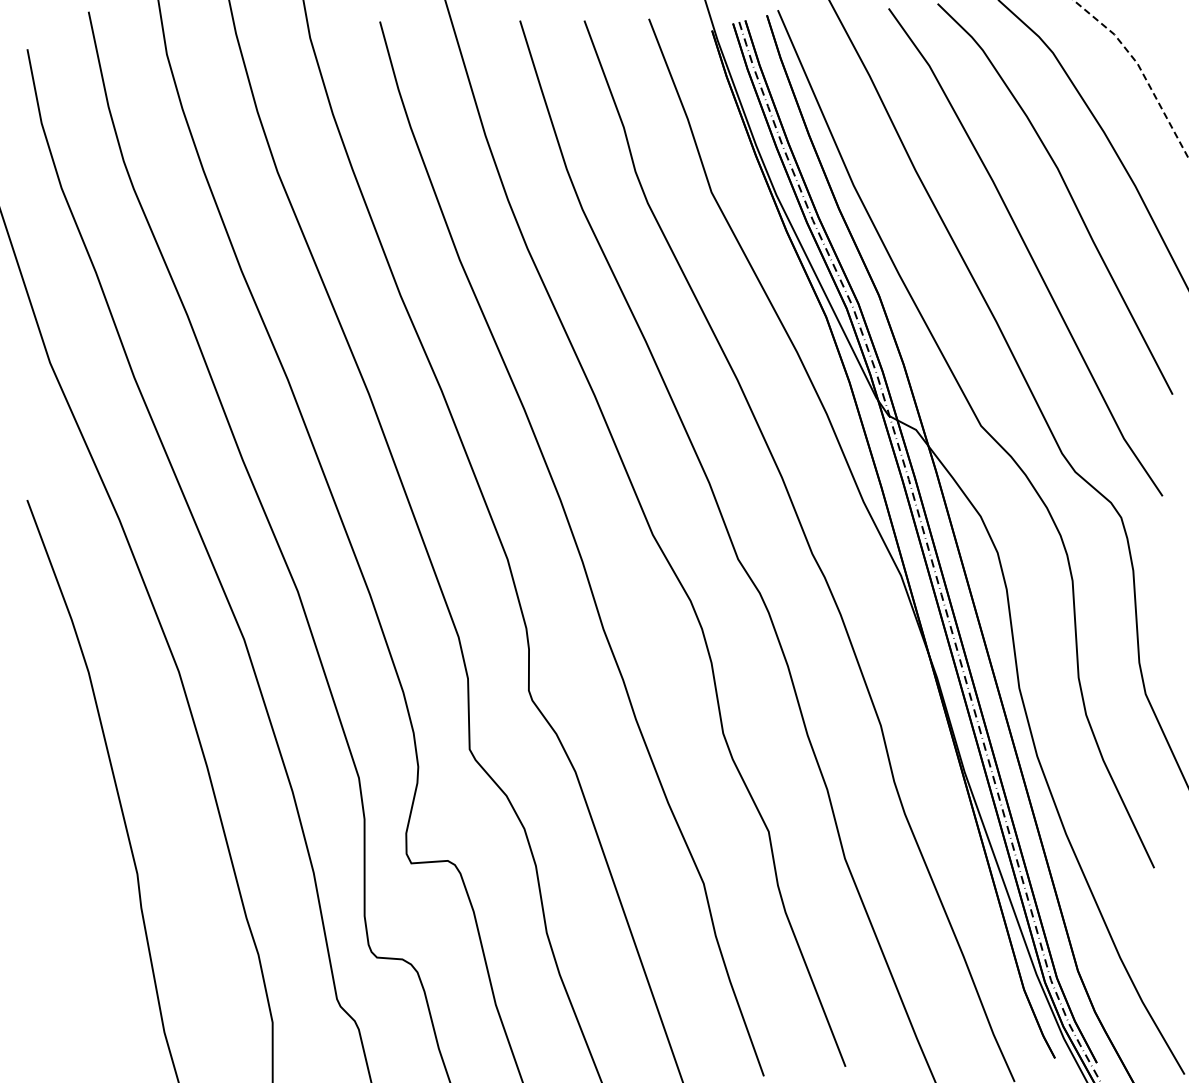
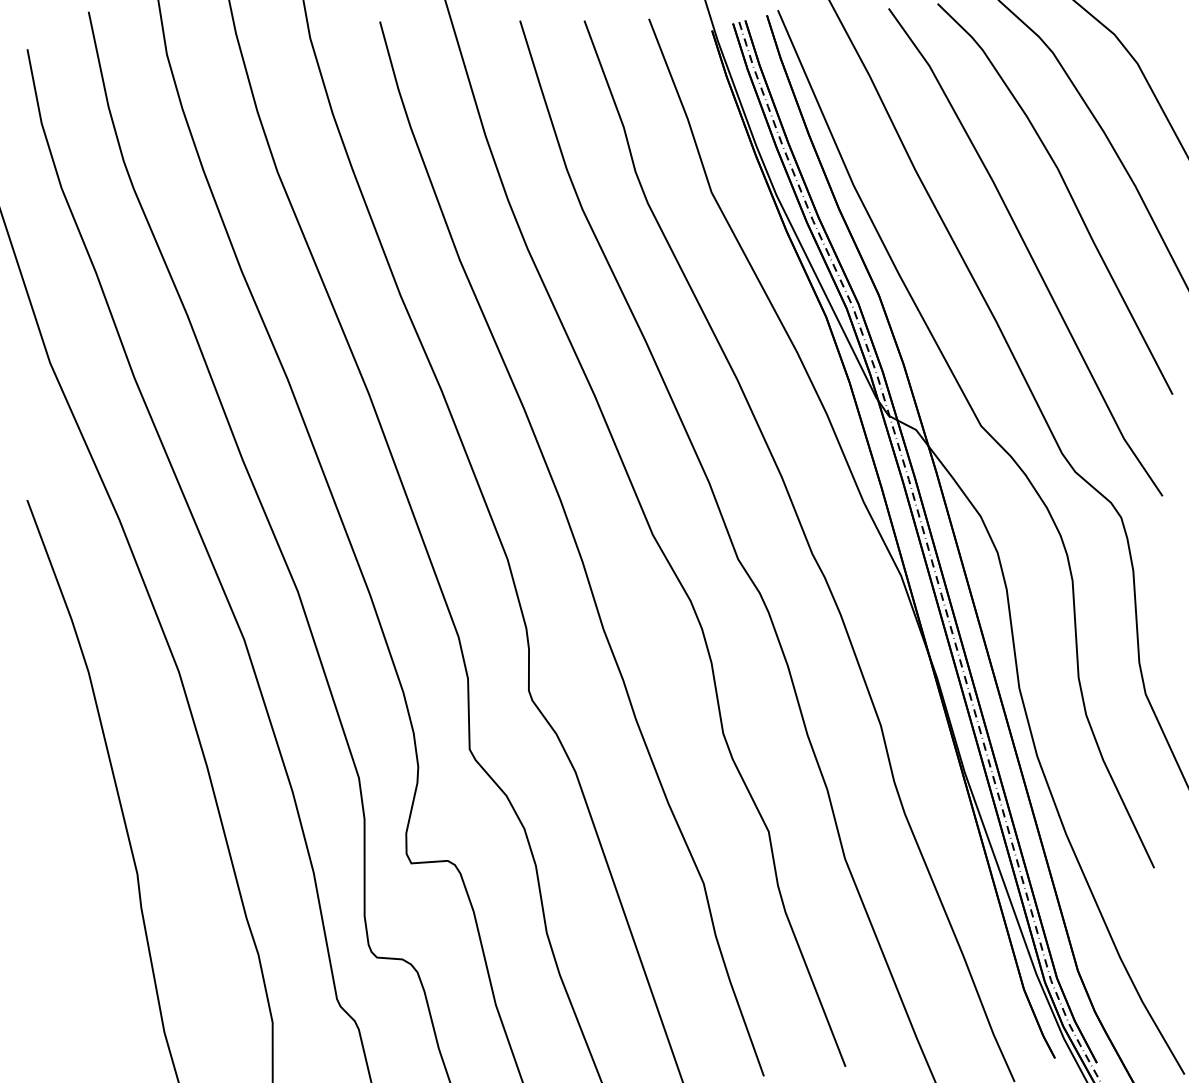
line: dashed -> solid (1140, 69)
